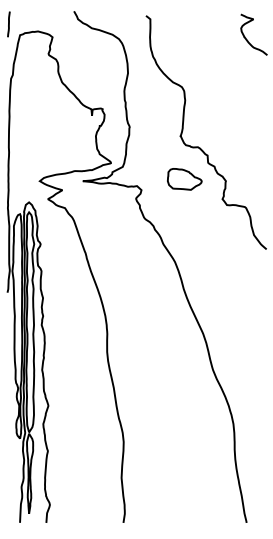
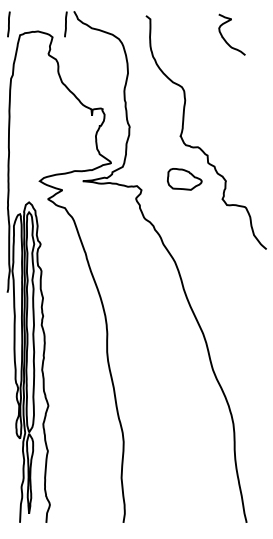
line: none -> present (65, 24)
curve position: (247, 39) -> (225, 39) (225, 39)
